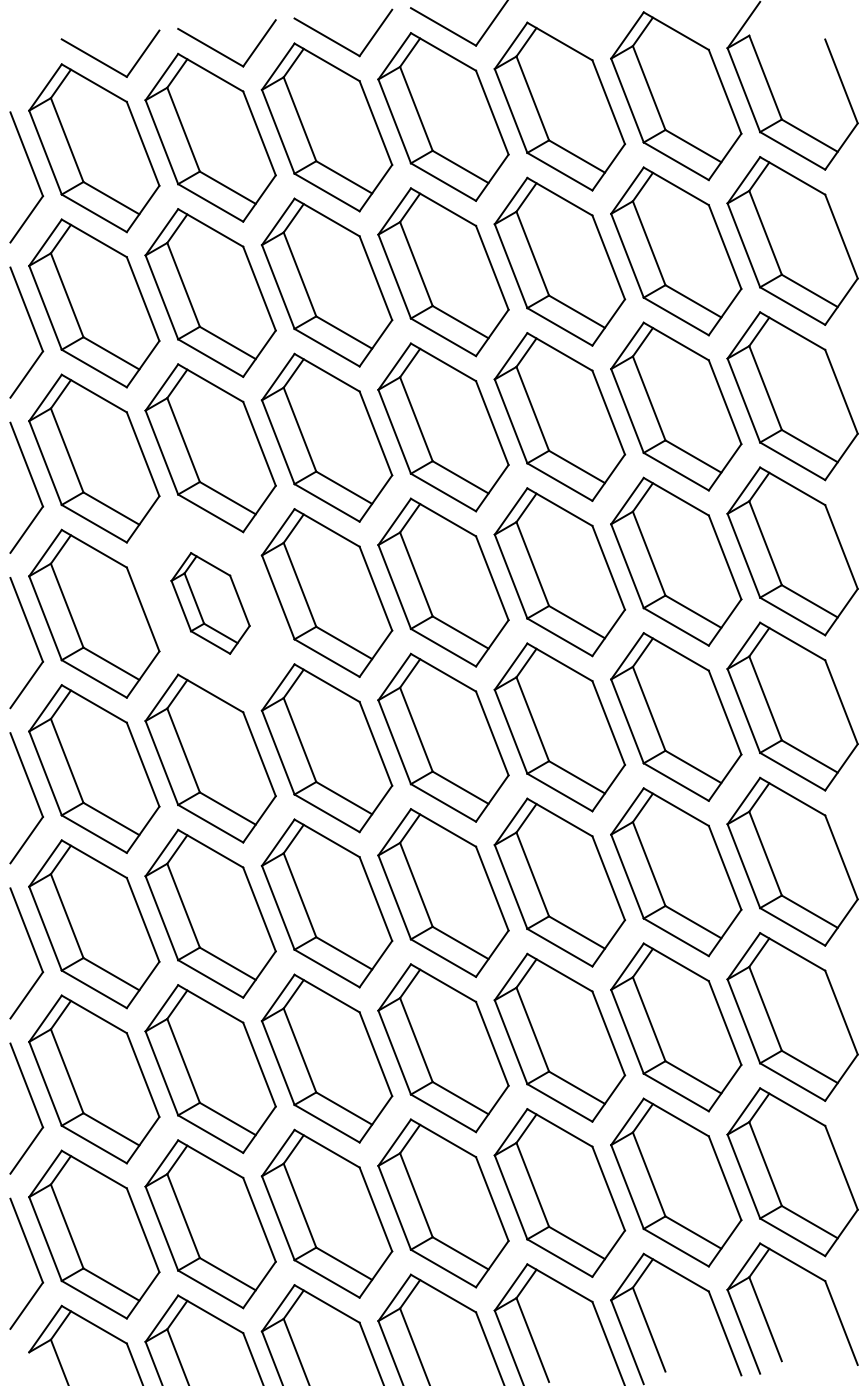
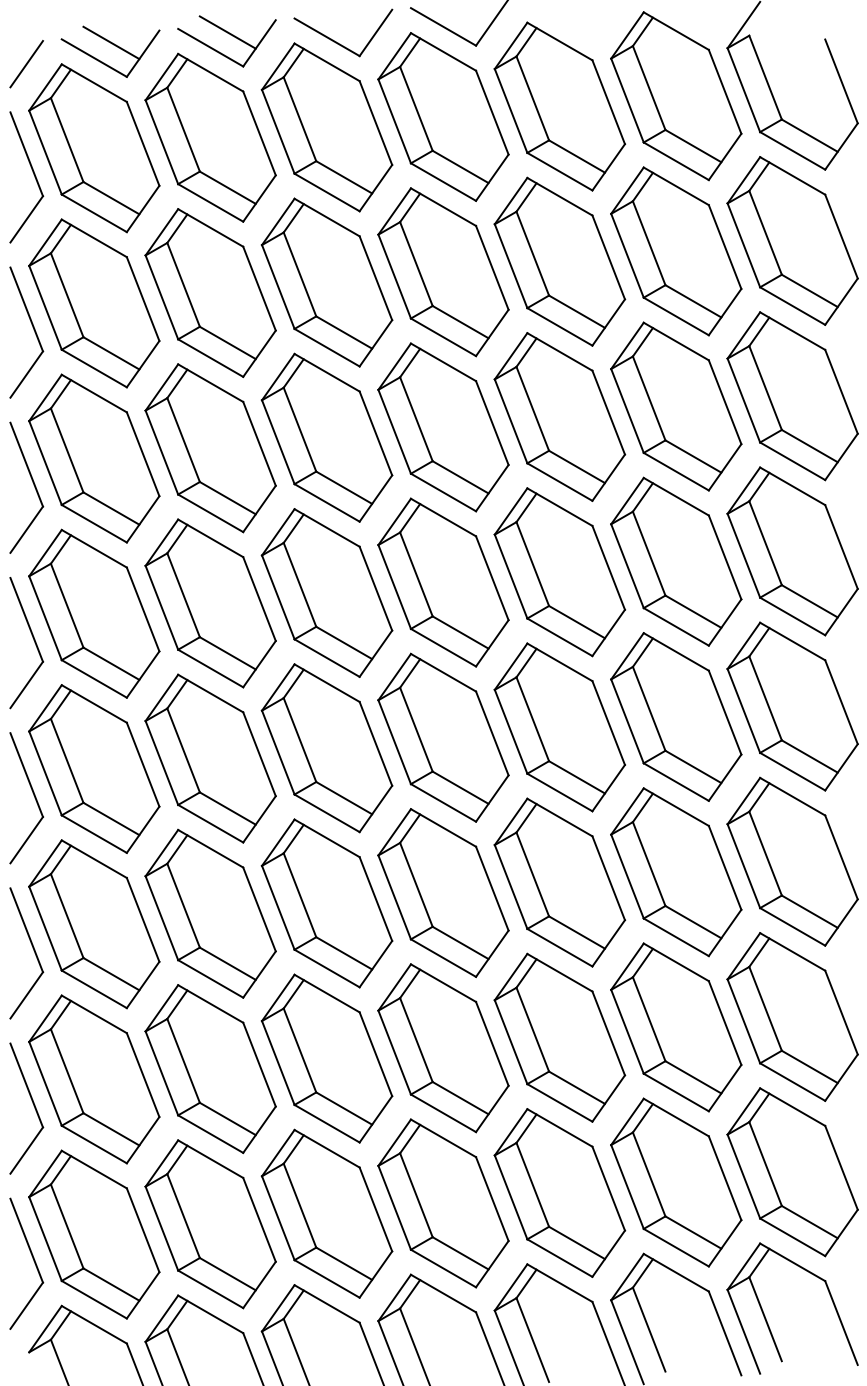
line: none -> present (227, 32)
line: none -> present (111, 42)
line: none -> present (26, 64)
part size: 81x103 px -> 133x171 px (210, 603)
